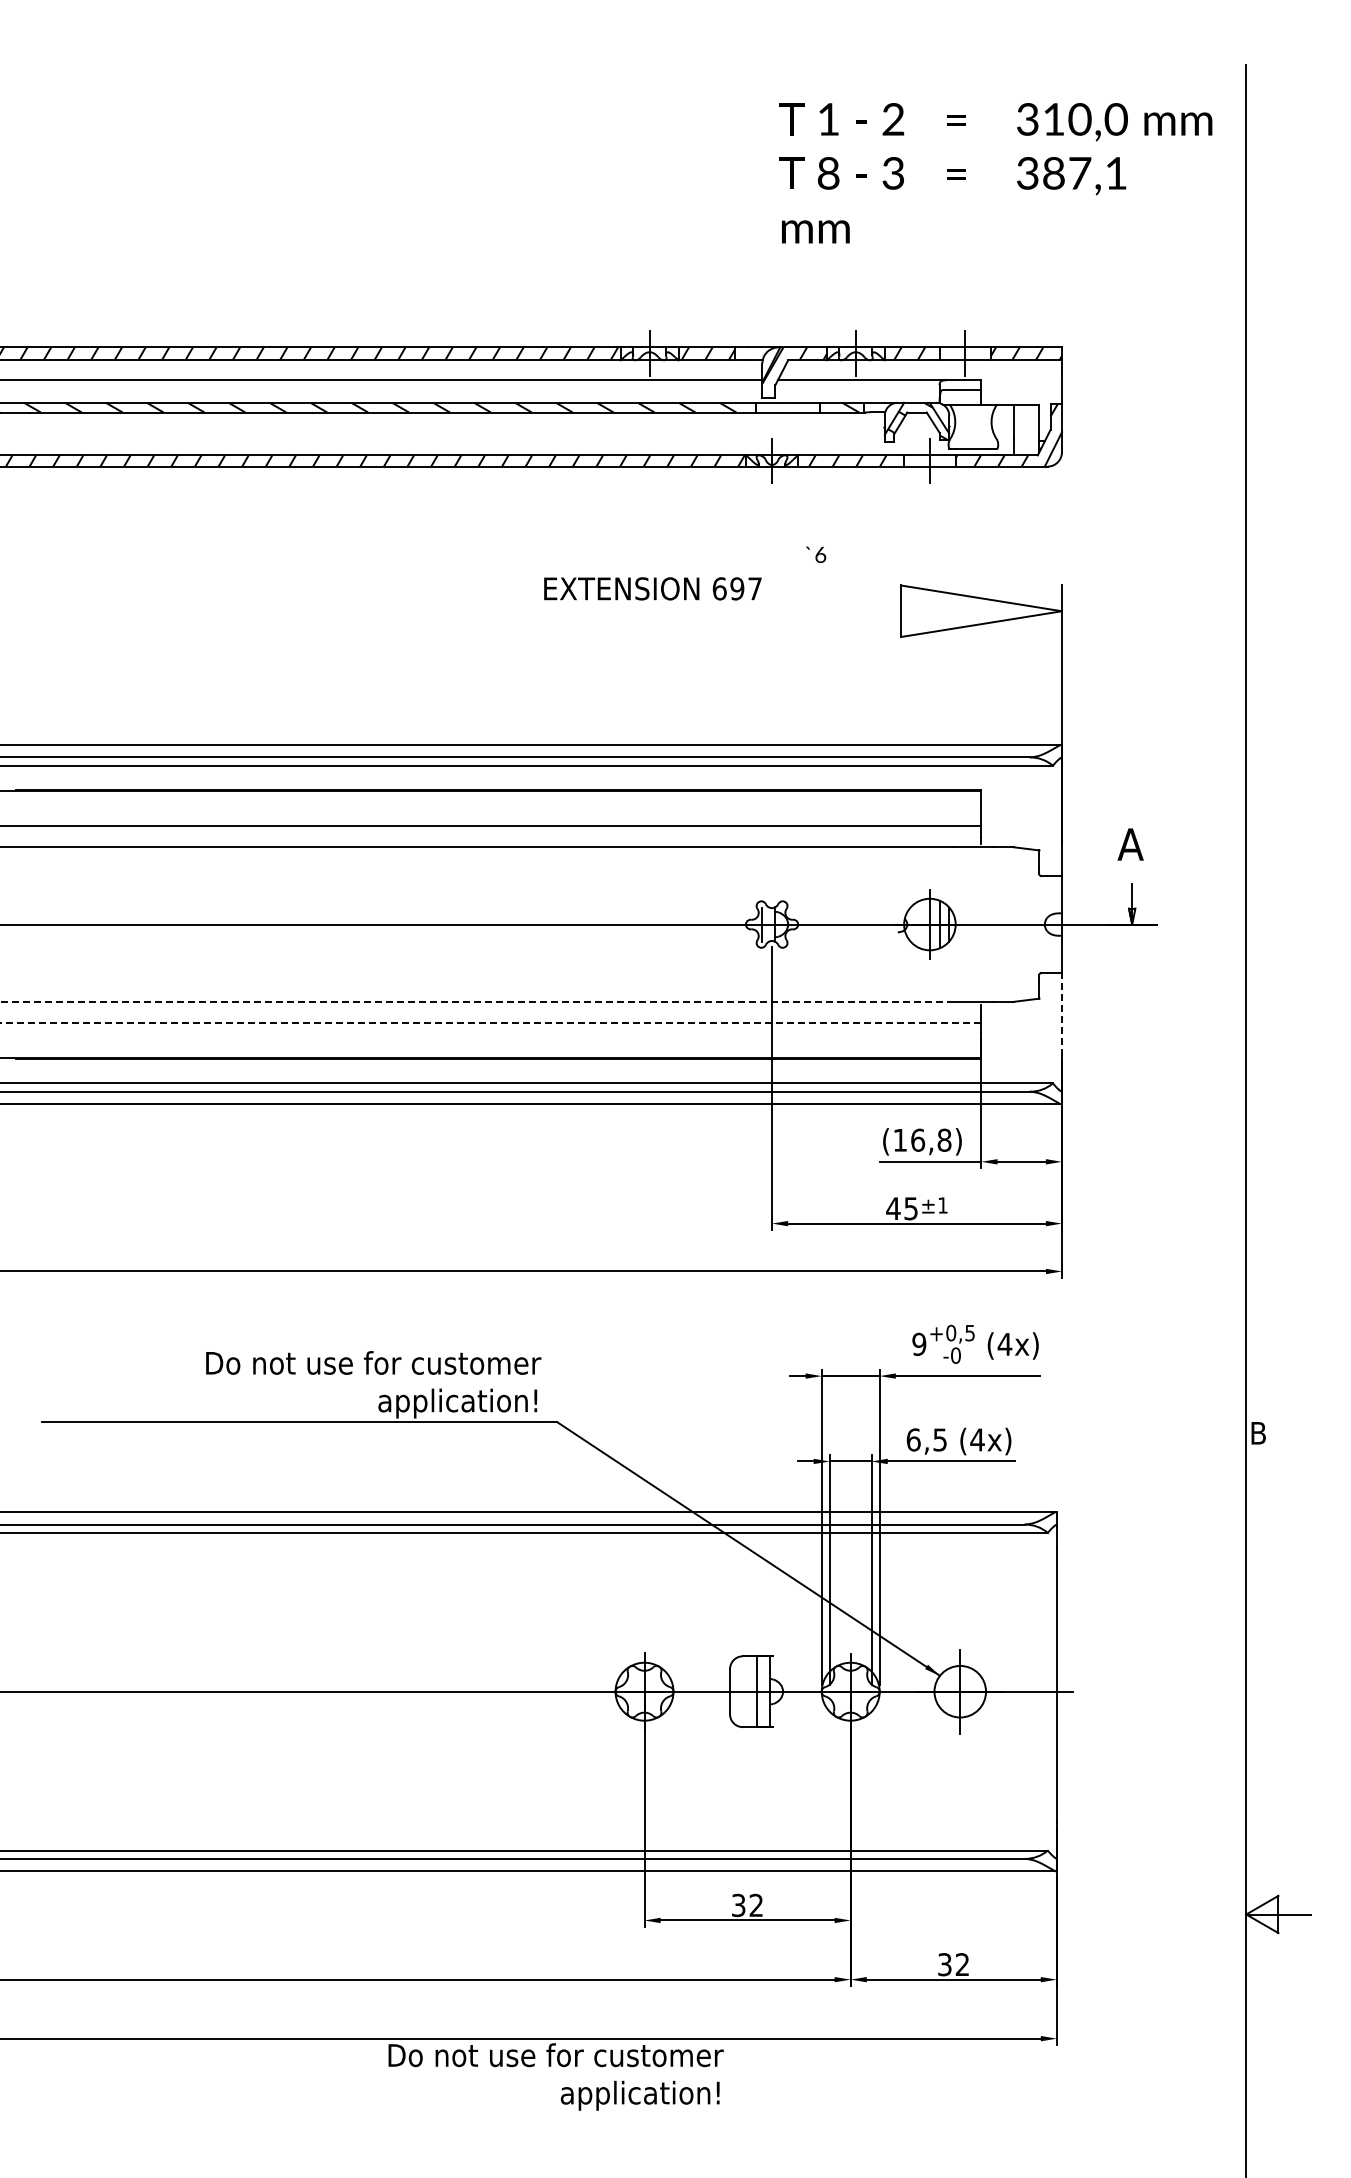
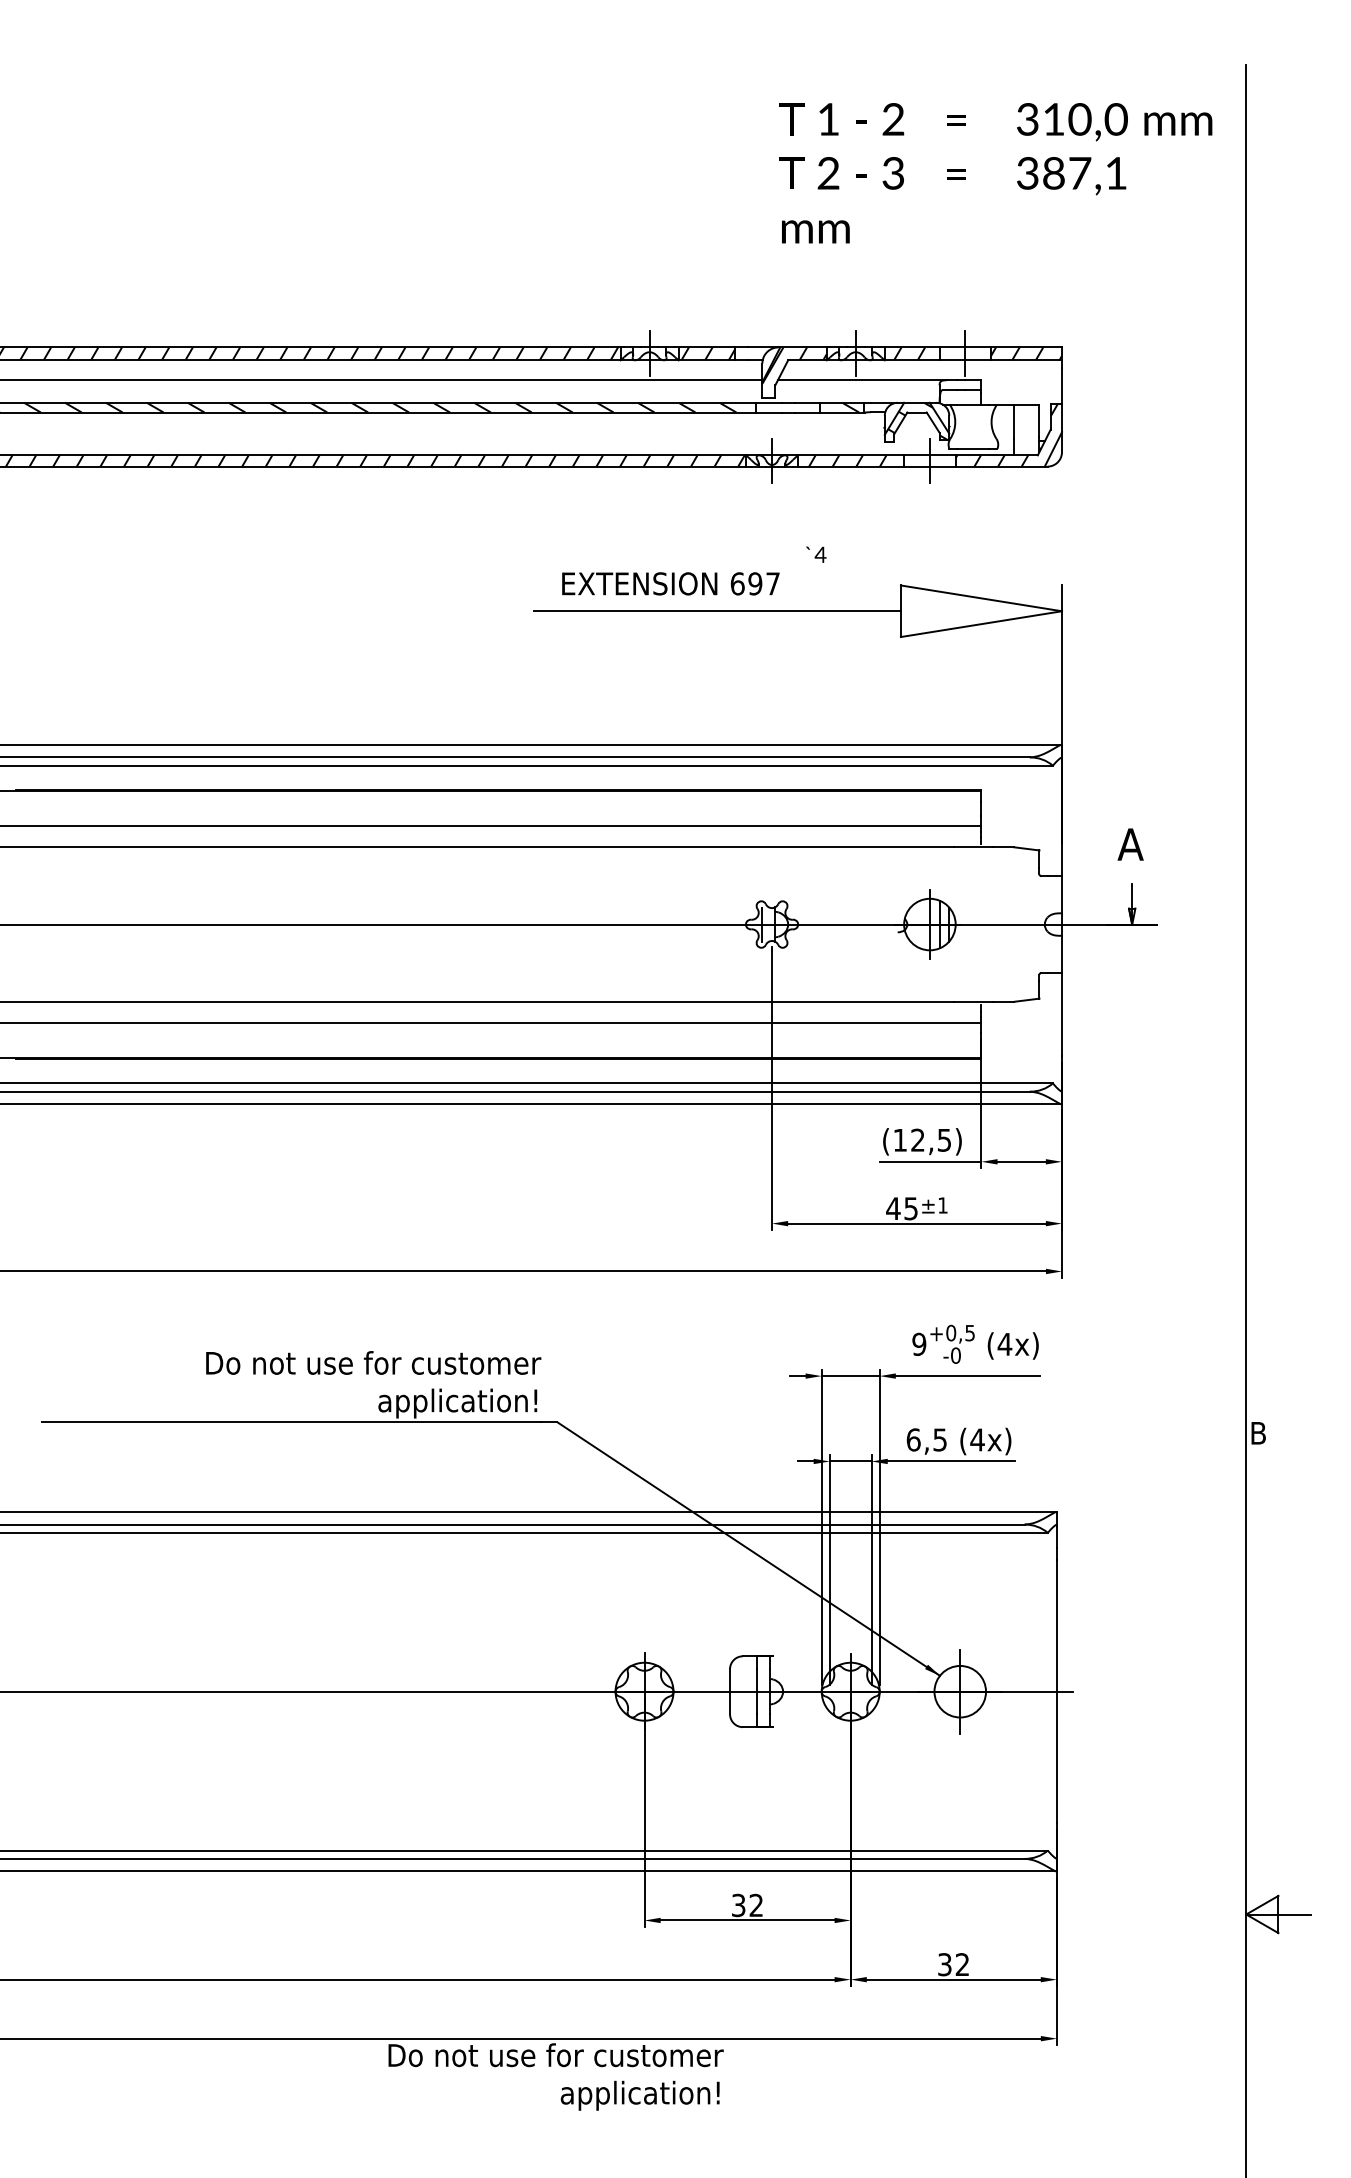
text: 8 -> 2 (828, 173)
text: 6 -> 4 (820, 554)
text position: (652, 588) -> (670, 583) (670, 583)
line: none -> present (716, 611)
line: dashed -> solid (476, 1001)
line: dashed -> solid (1062, 1014)
line: dashed -> solid (490, 1023)
text: (16,8) -> (12,5) (931, 1139)
